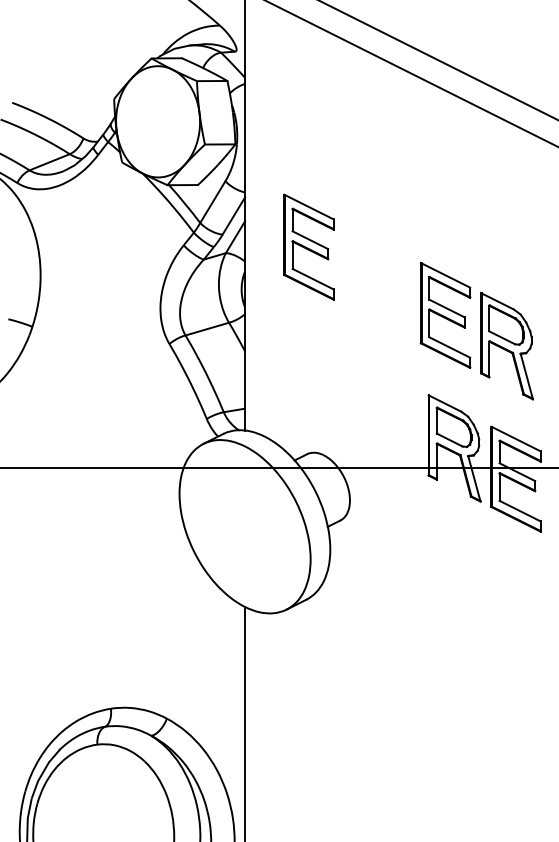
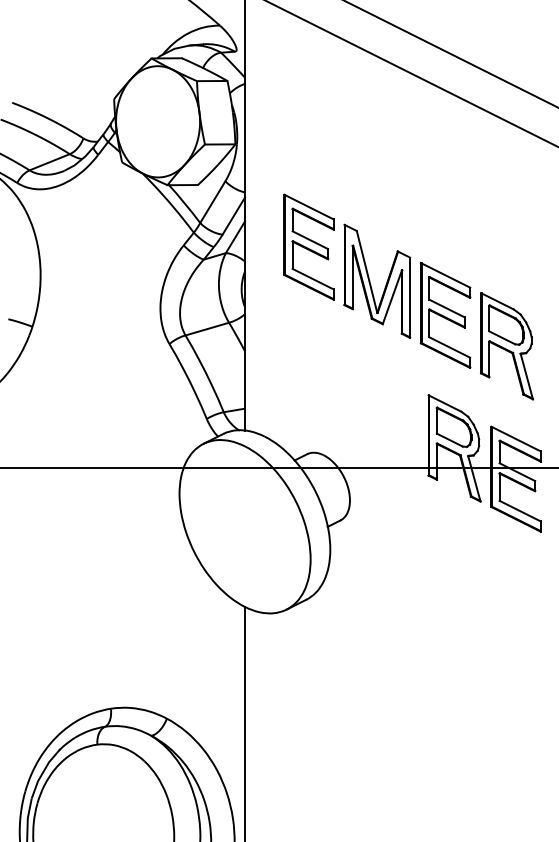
line position: (438, 60) -> (451, 54) (451, 54)
part: none -> present (370, 280)
